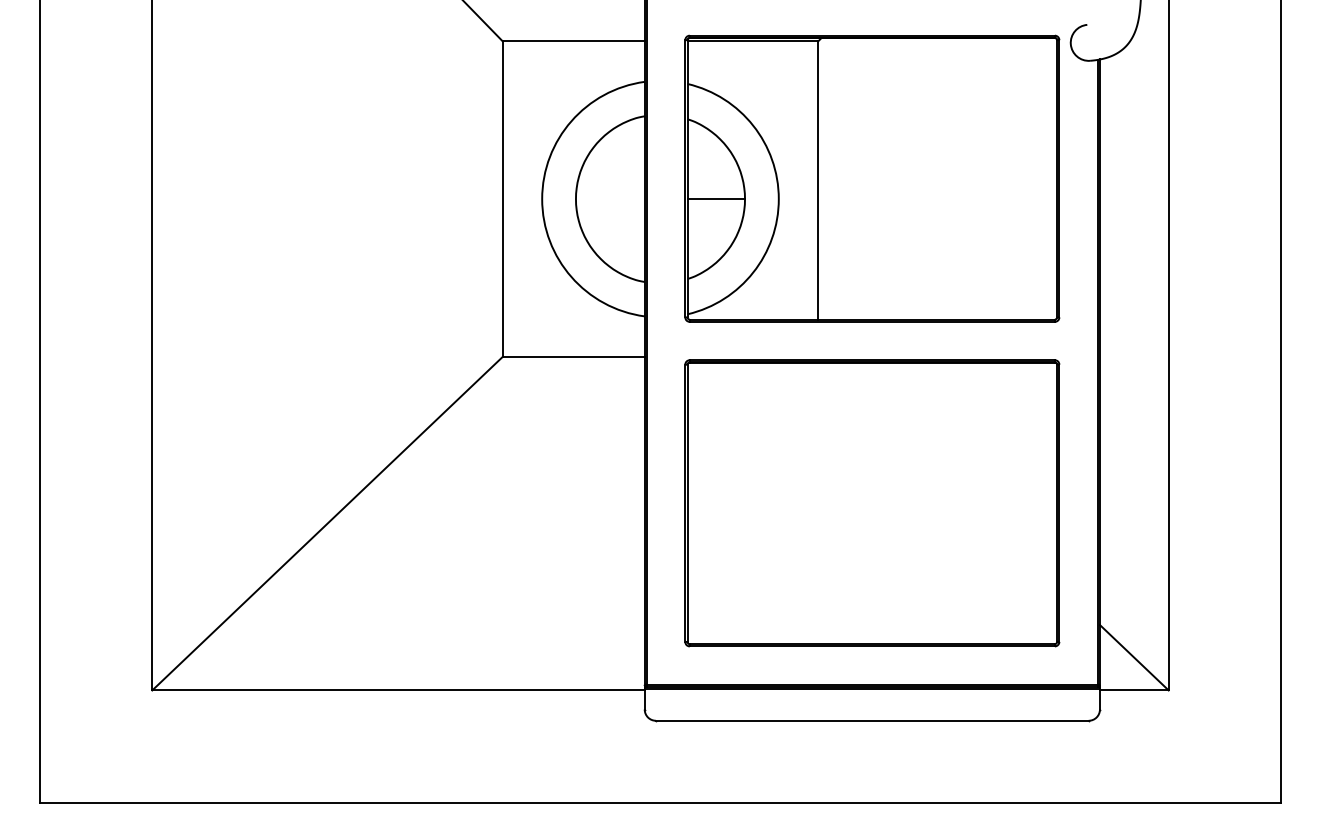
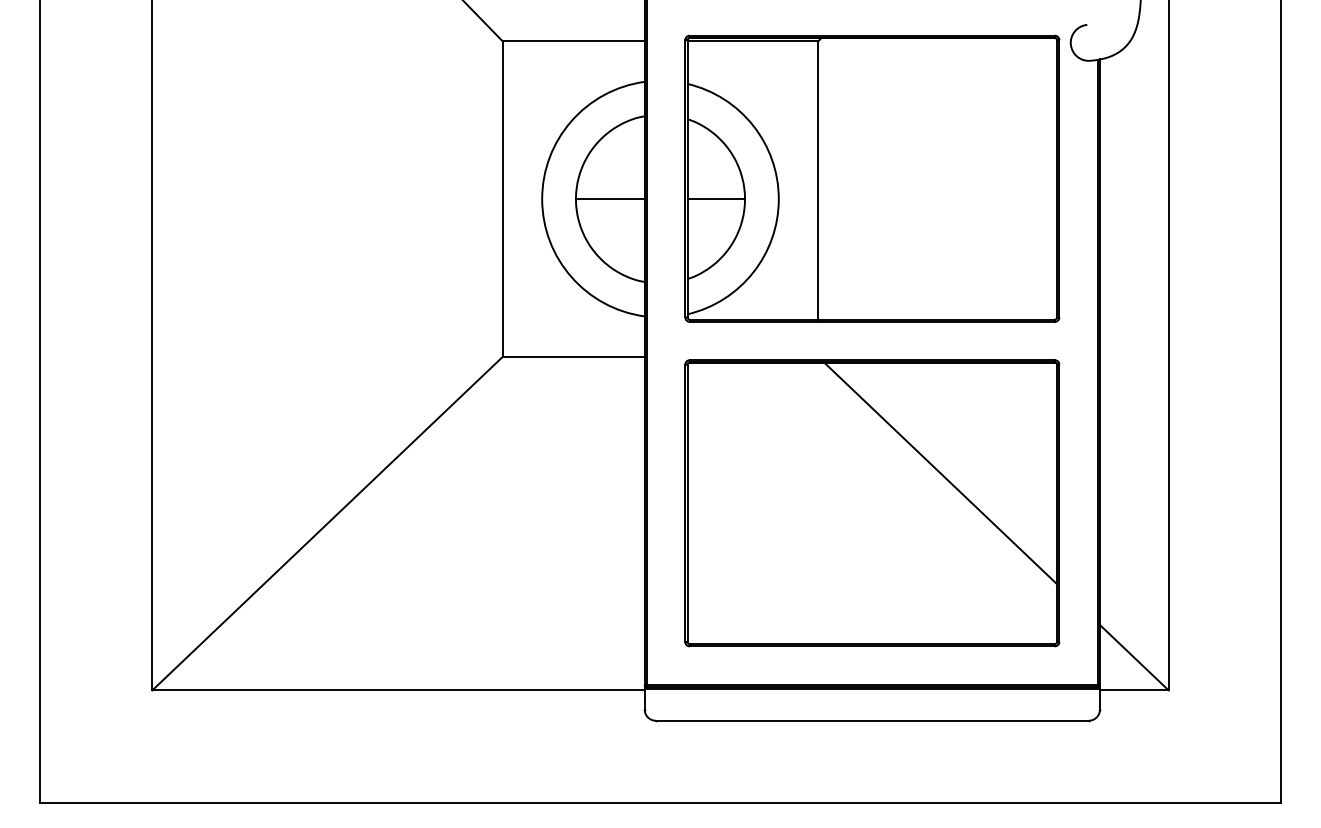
line: none -> present (609, 199)
line: none -> present (940, 473)
